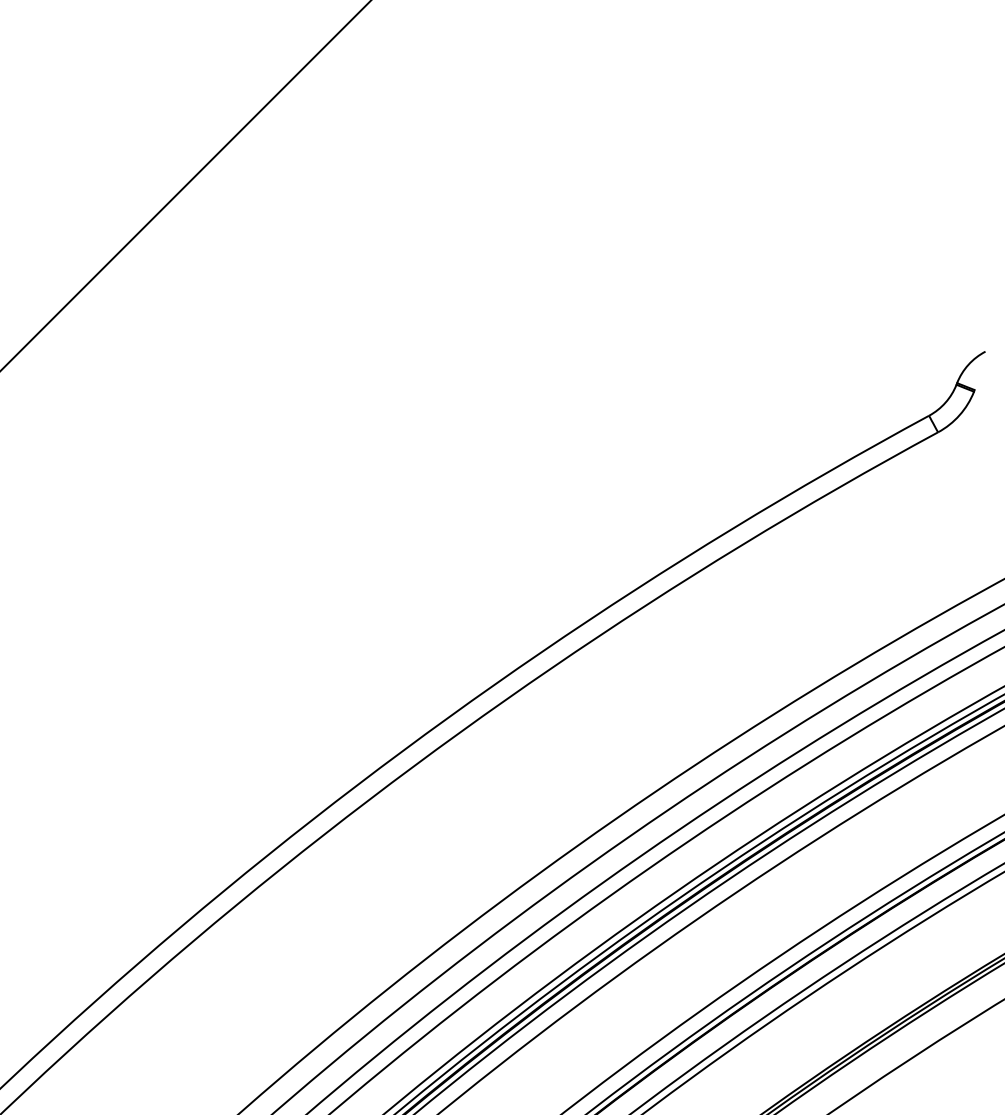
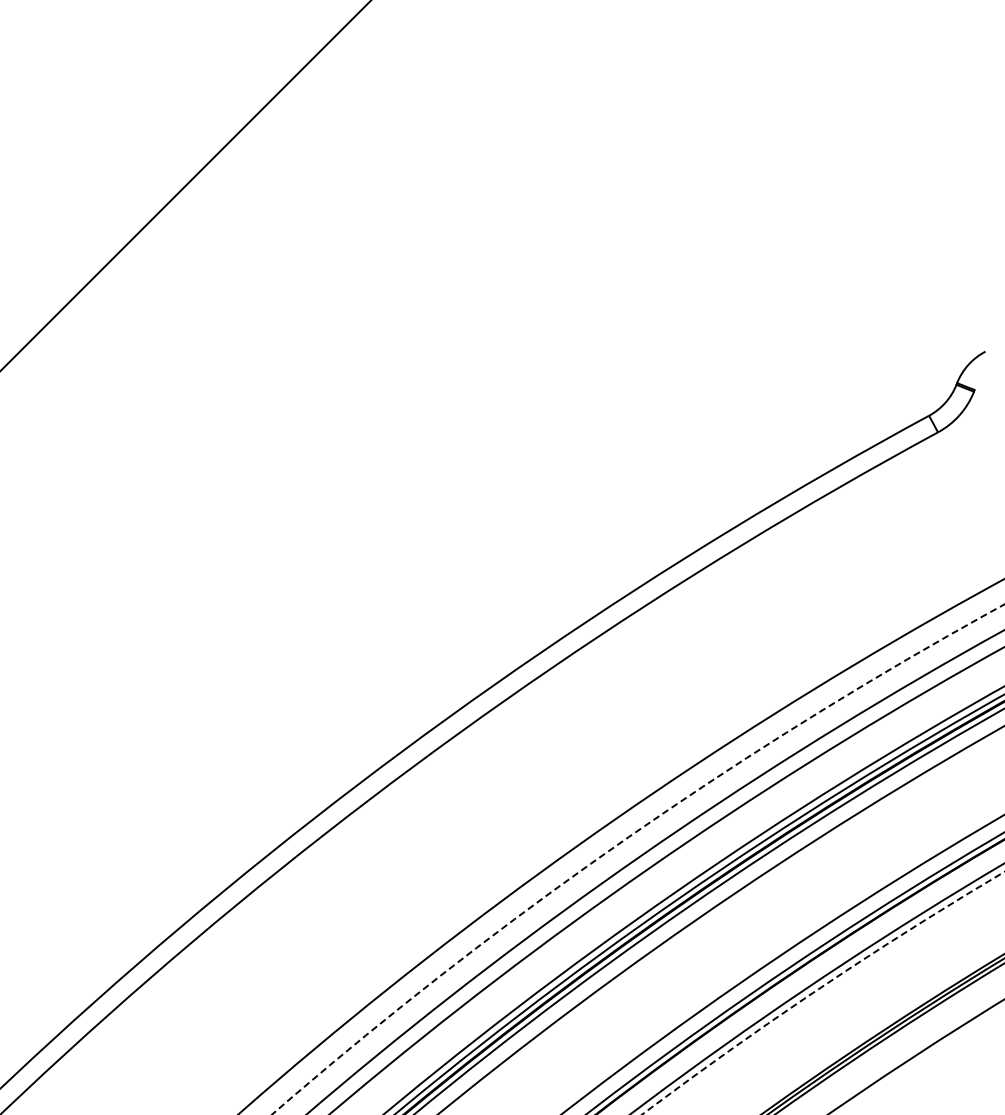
arc: solid -> dashed (625, 839)
circle: solid -> dashed (823, 992)
